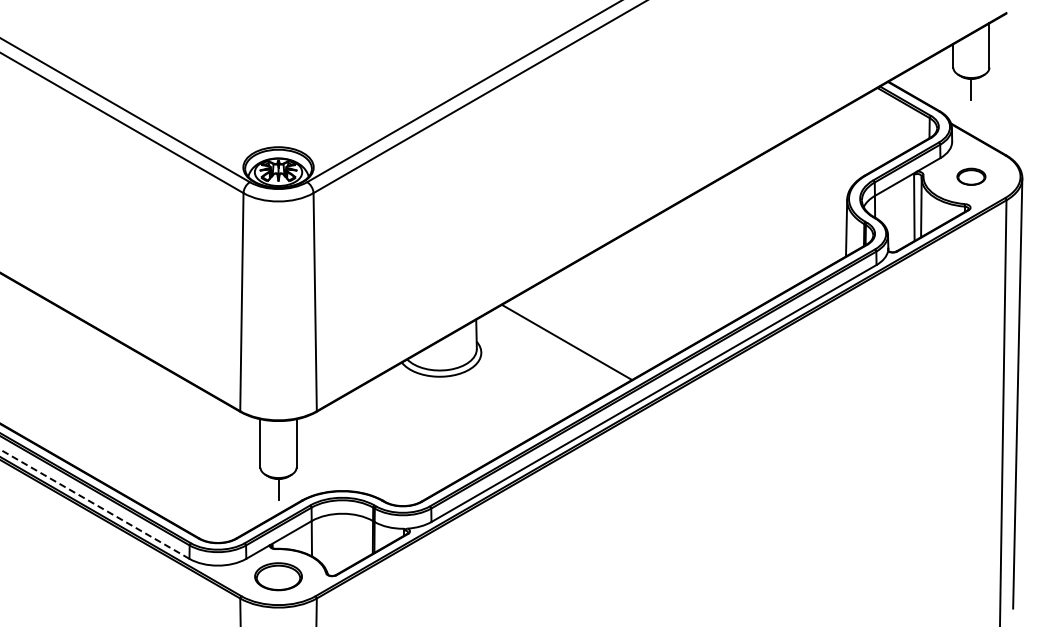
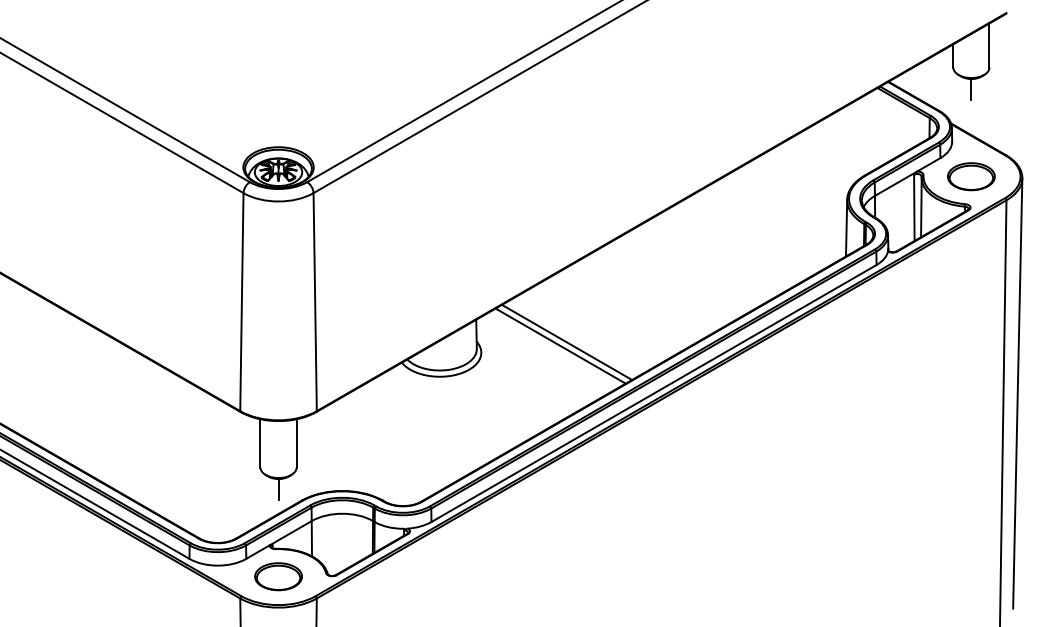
part size: 31x19 px -> 49x30 px (971, 176)
line: none -> present (560, 345)
line: dashed -> solid (95, 504)
